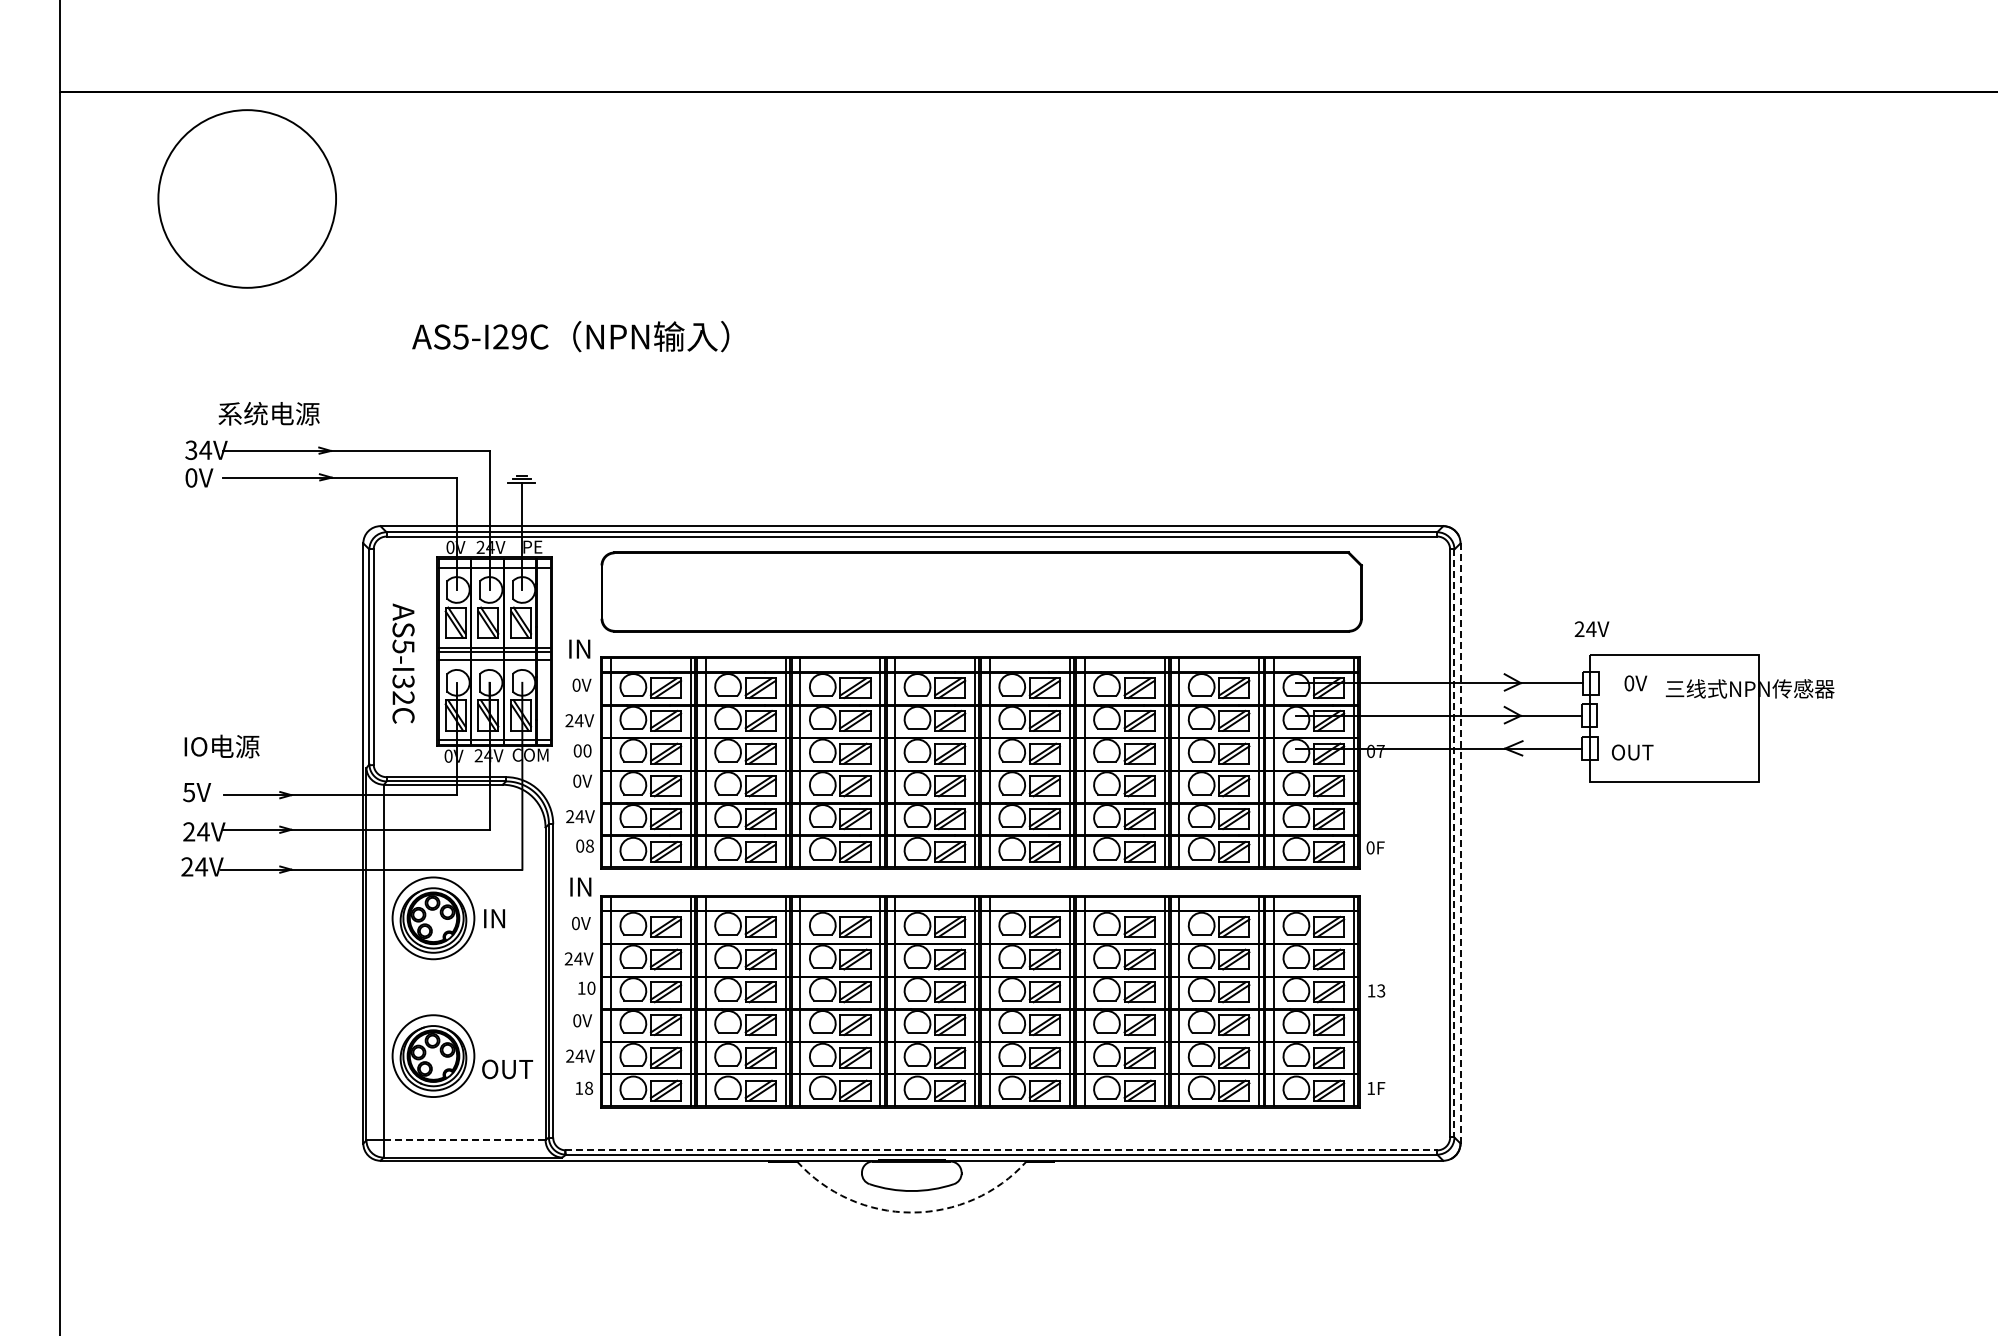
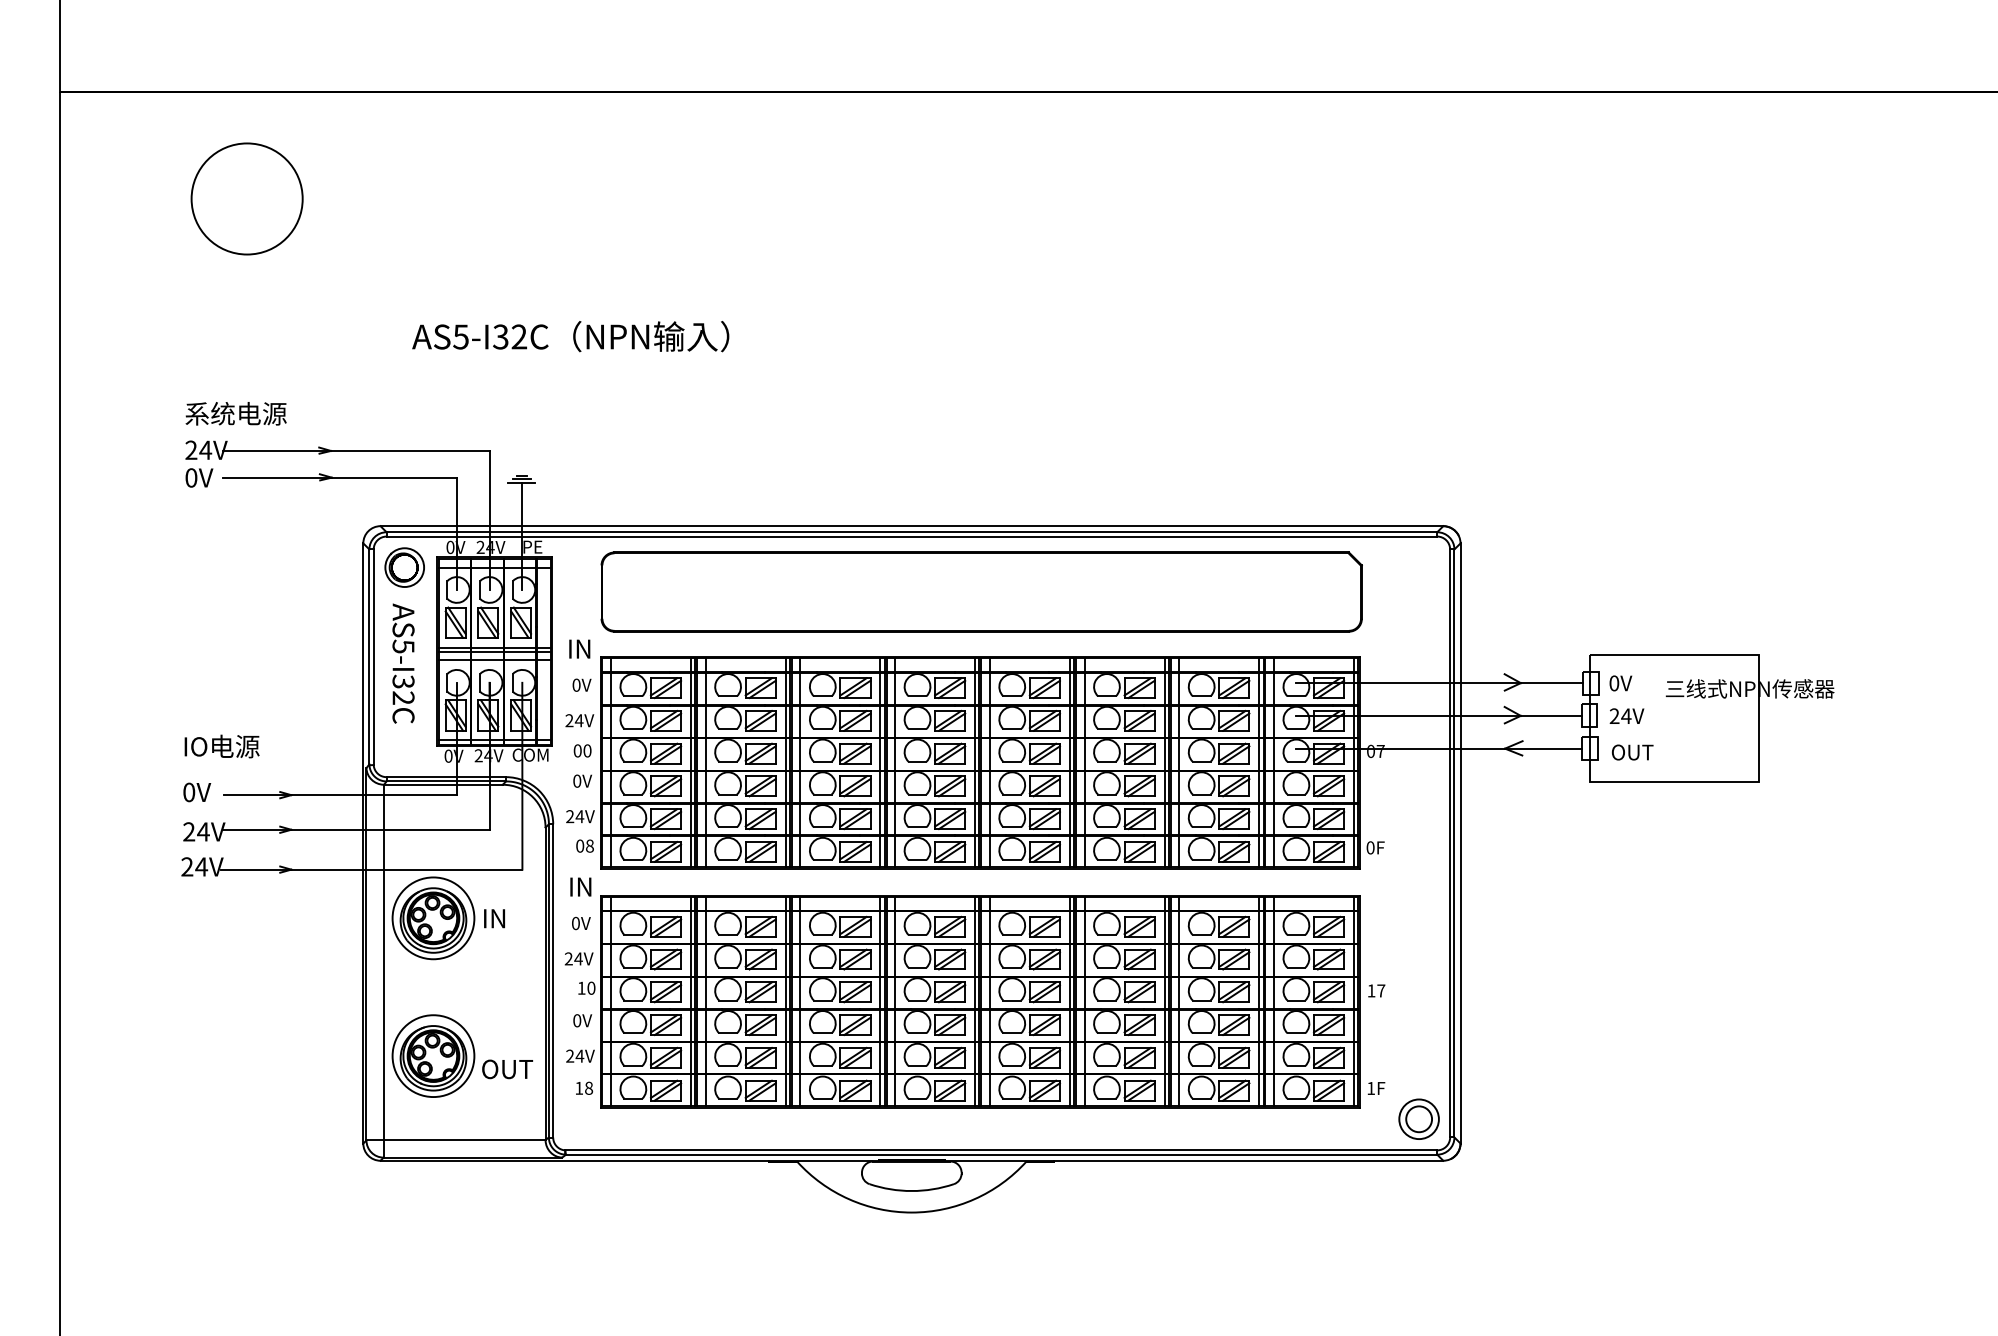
circle size: 180x180 px -> 114x114 px (246, 198)
text: AS5-I29C -> AS5-I32C (510, 336)
text position: (268, 413) -> (235, 413) (235, 413)
text: 34V -> 24V (191, 450)
part: none -> present (404, 567)
text position: (1591, 628) -> (1626, 715) (1626, 715)
text position: (1635, 683) -> (1620, 683) (1620, 683)
text: 5V -> 0V (189, 792)
line: dashed -> solid (1454, 843)
line: dashed -> solid (1460, 843)
text: 13 -> 17 (1381, 990)
part: none -> present (1418, 1118)
line: dashed -> solid (464, 1140)
line: dashed -> solid (1001, 1150)
arc: dashed -> solid (911, 1212)
